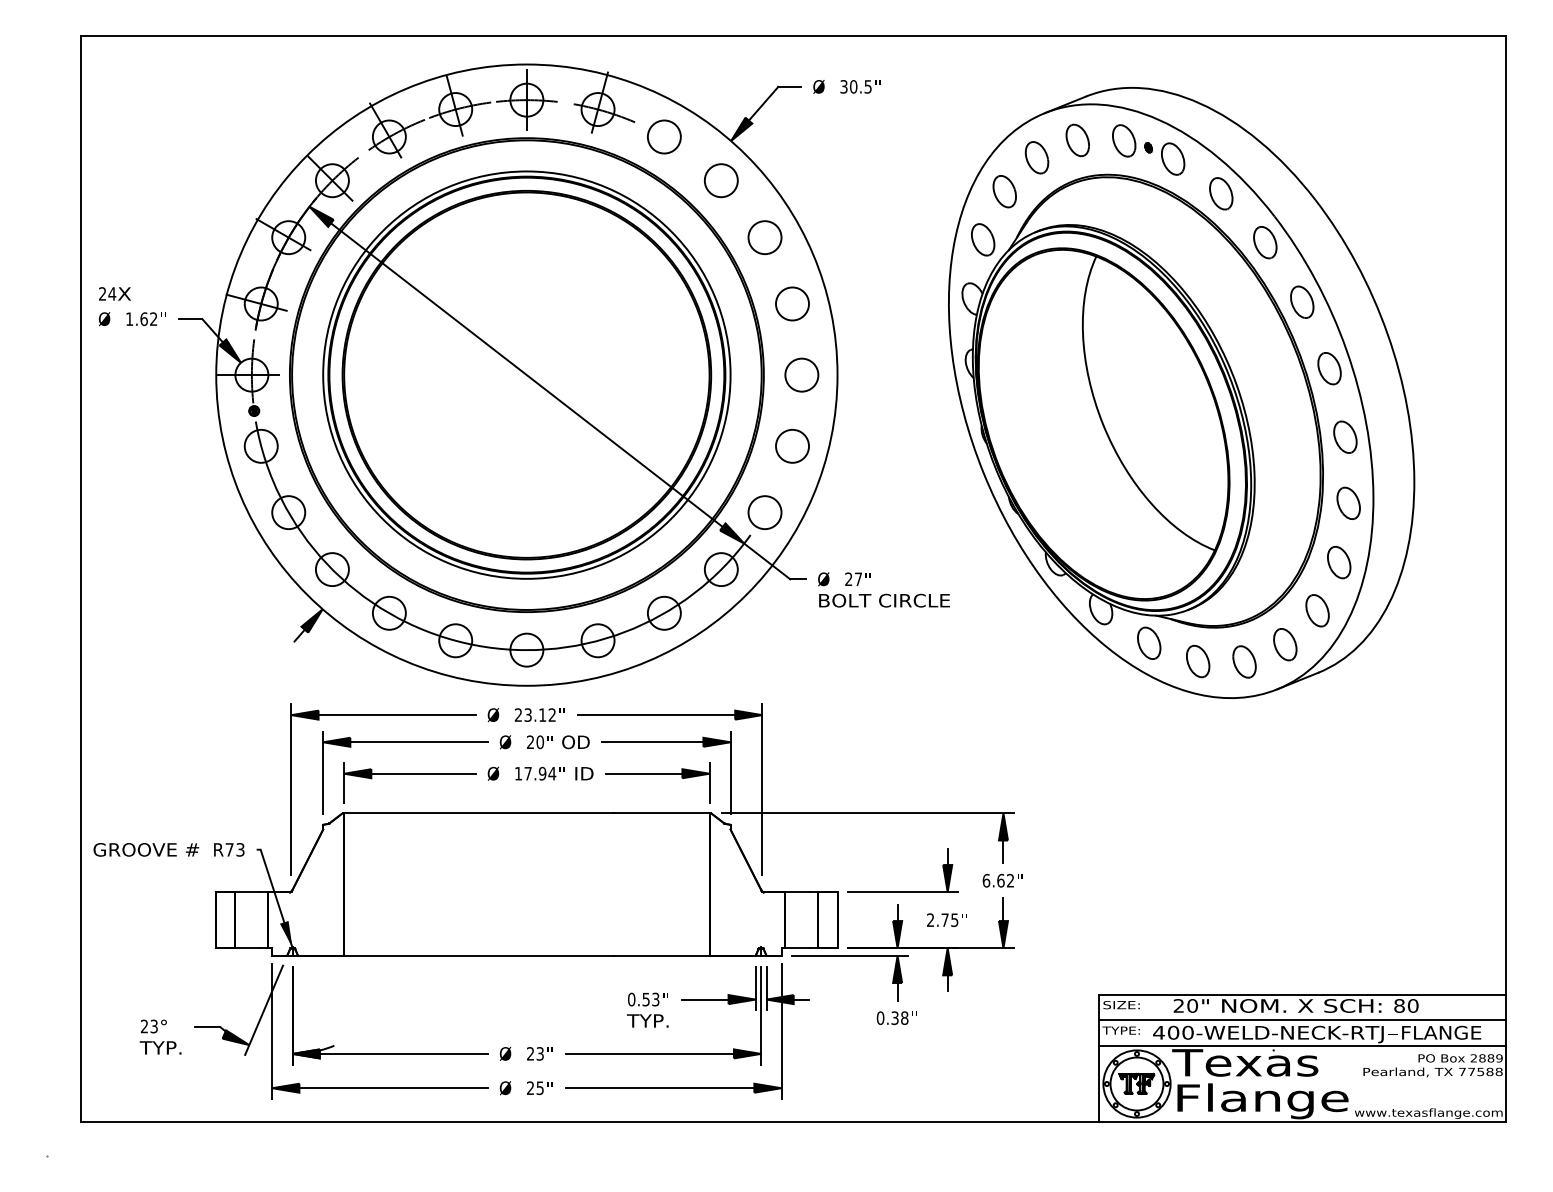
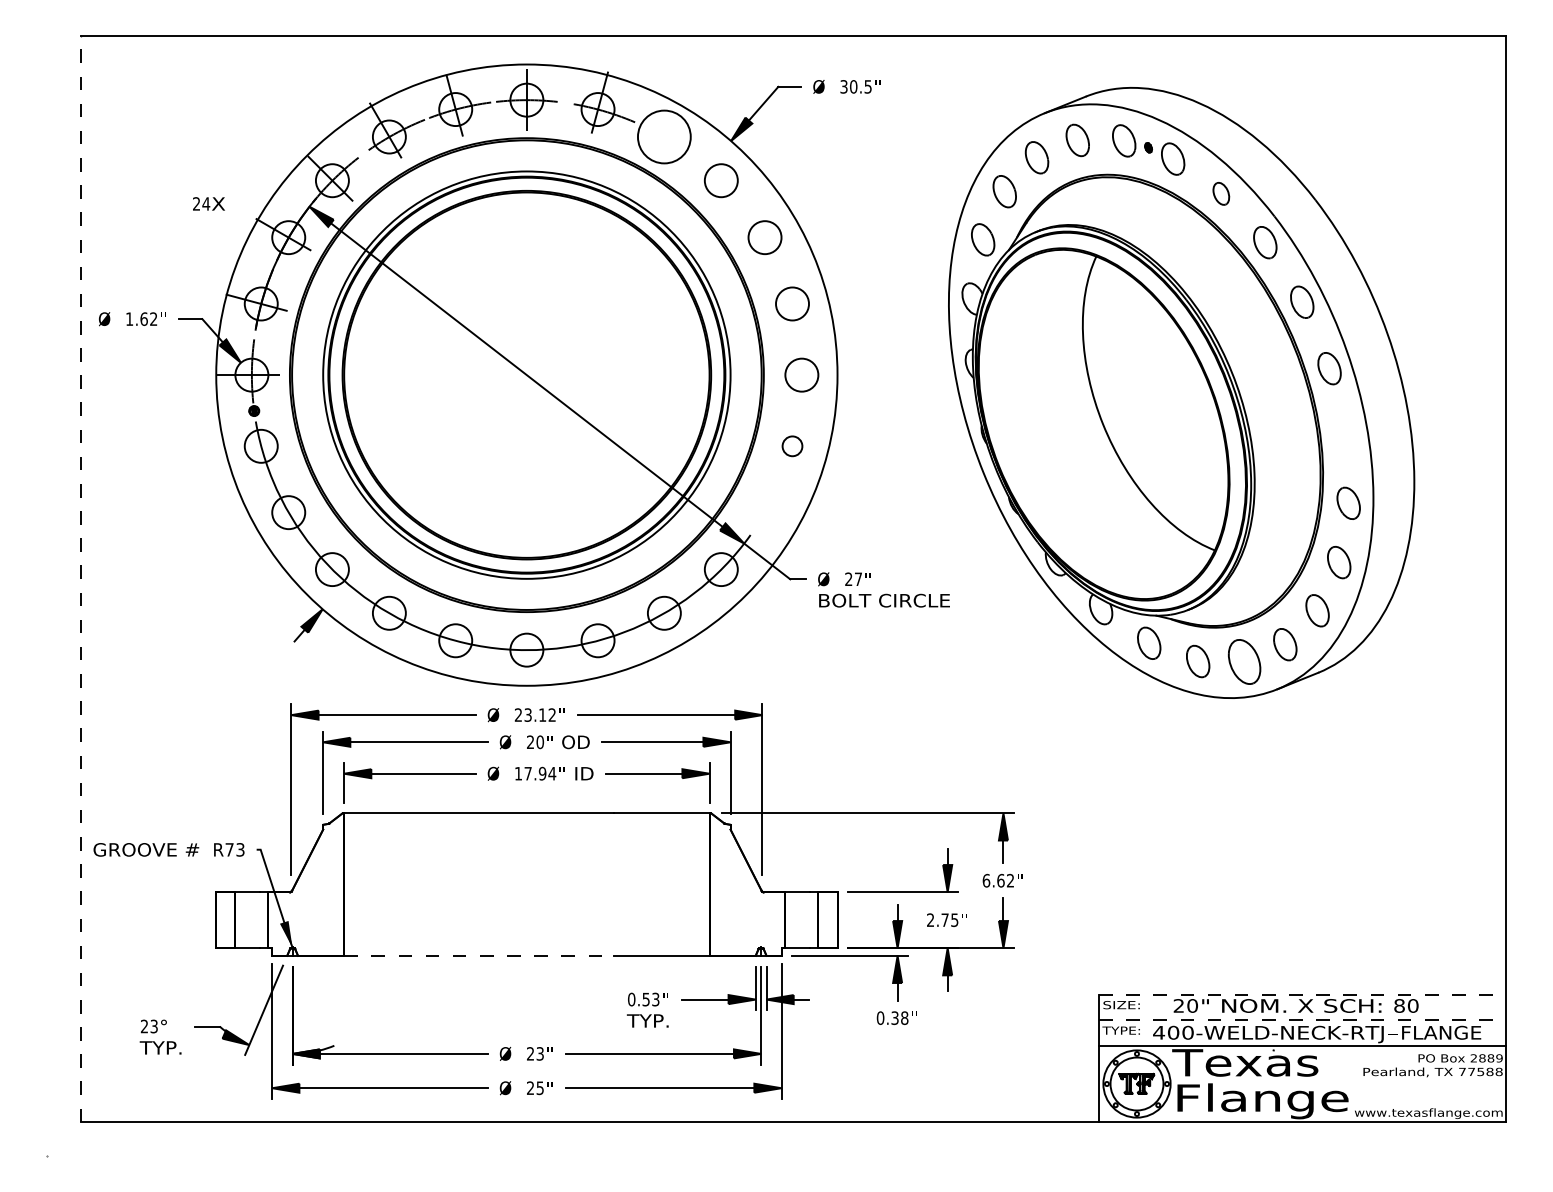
circle diameter: 33 px -> 53 px (663, 136)
part size: 25x34 px -> 19x24 px (1221, 193)
text position: (114, 293) -> (208, 203) (208, 203)
part: present -> none (1345, 436)
circle diameter: 33 px -> 20 px (792, 446)
circle: present -> none (764, 512)
line: solid -> dashed (80, 578)
part size: 25x34 px -> 34x46 px (1244, 661)
line: solid -> dashed (479, 955)
line: solid -> dashed (1302, 994)
line: solid -> dashed (1302, 1020)
